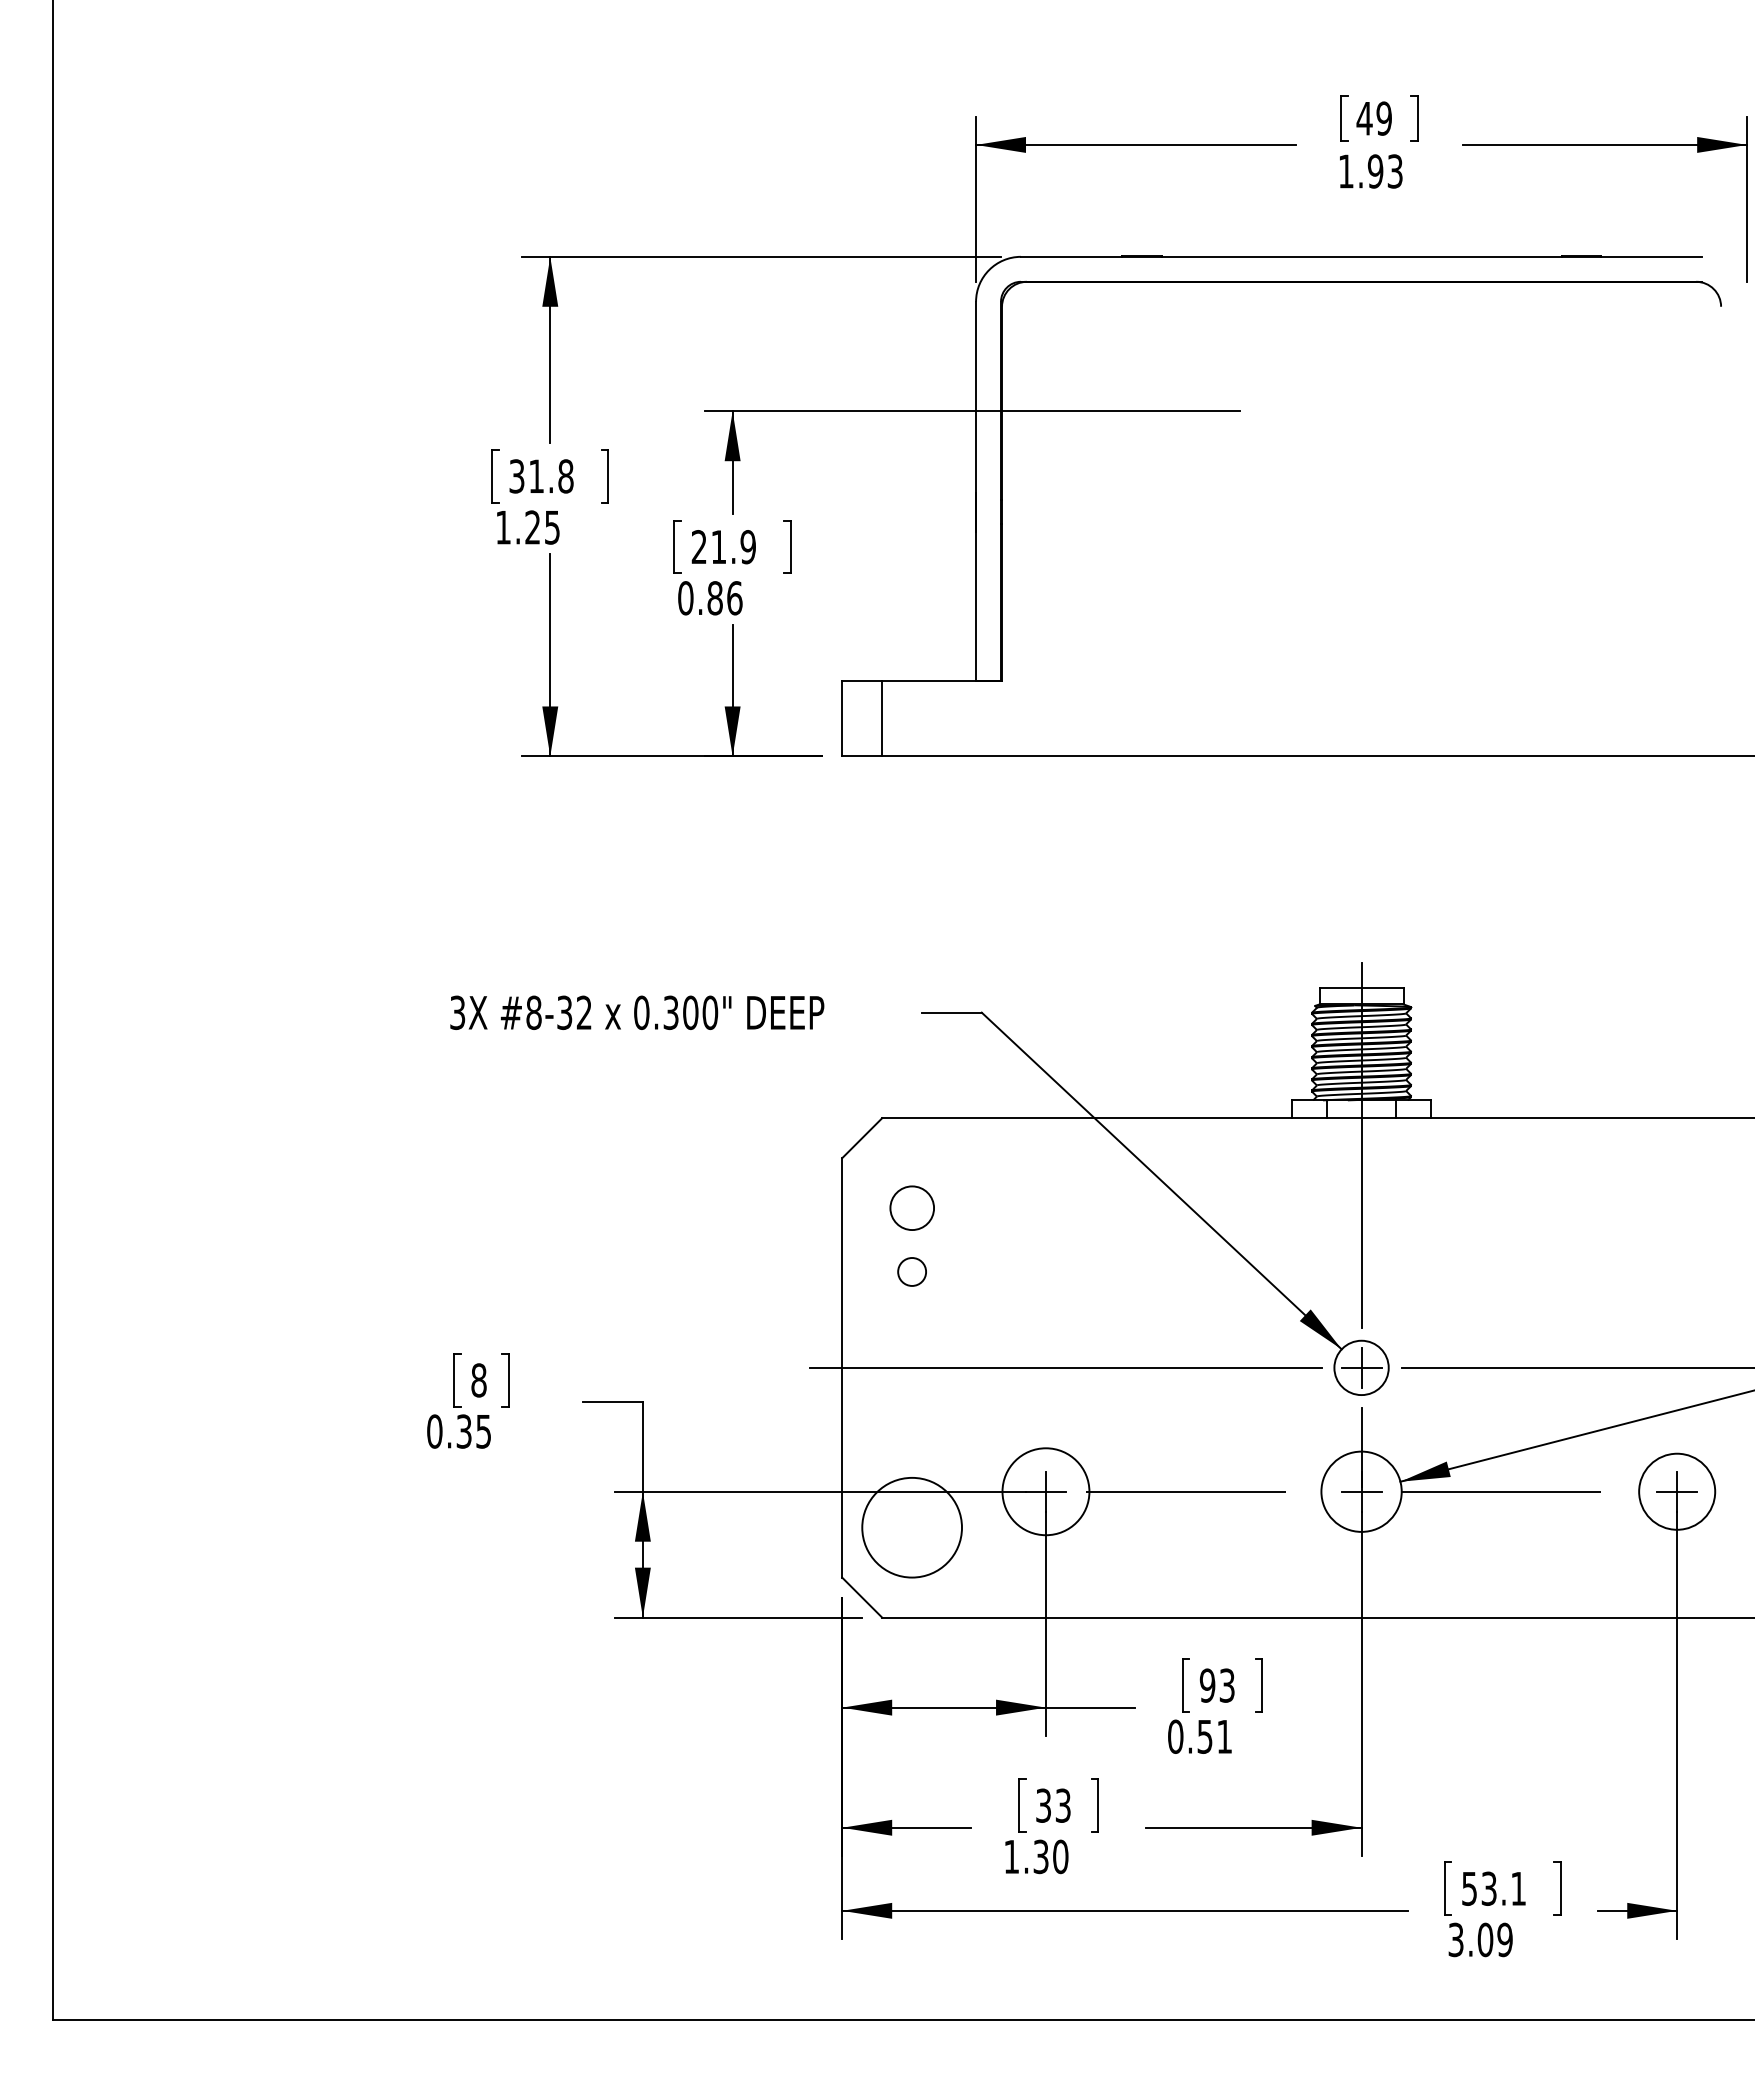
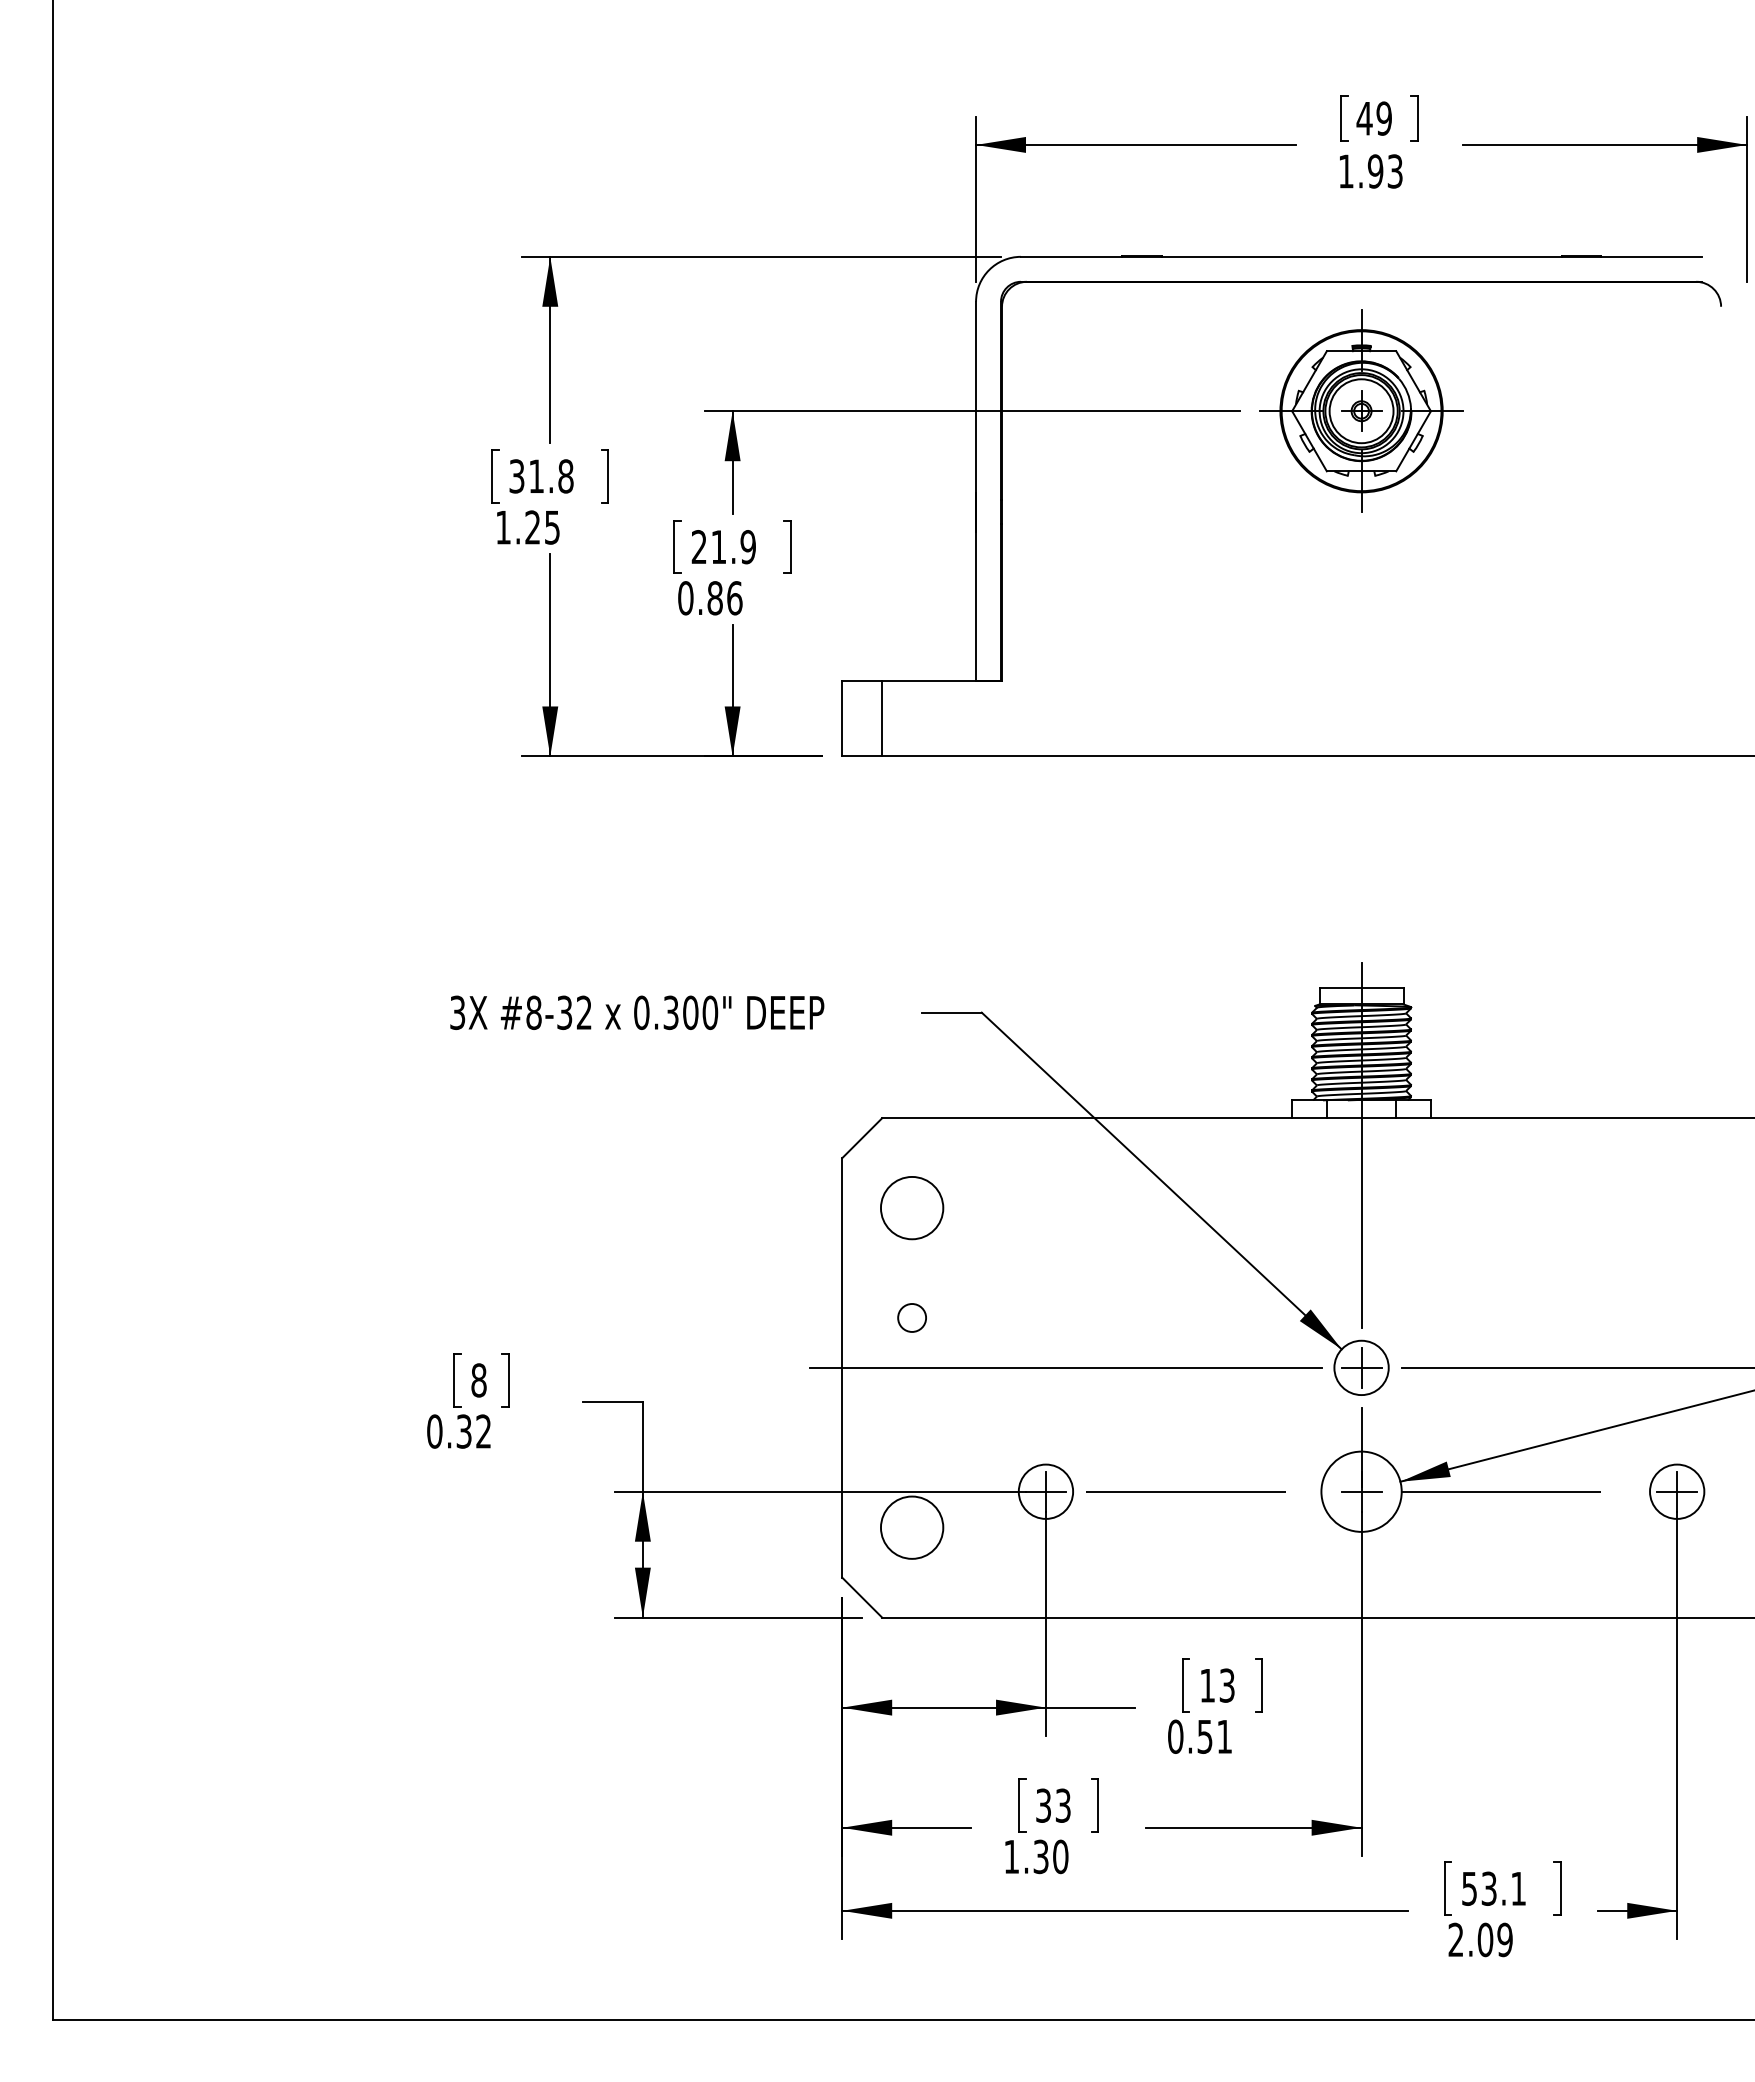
part: none -> present (1361, 410)
circle size: 46x46 px -> 65x65 px (912, 1208)
circle position: (911, 1271) -> (911, 1317) (911, 1317)
text: 0.35 -> 0.32 (483, 1431)
circle diameter: 87 px -> 54 px (1045, 1491)
circle diameter: 76 px -> 54 px (1677, 1491)
circle diameter: 100 px -> 62 px (911, 1527)
text: 93 -> 13 (1207, 1685)
text: 3.09 -> 2.09 (1455, 1940)
